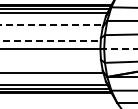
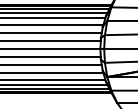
line: none -> present (53, 18)
line: dashed -> solid (52, 25)
line: none -> present (51, 32)
line: dashed -> solid (50, 41)
line: dashed -> solid (120, 49)
line: none -> present (51, 56)
line: none -> present (51, 65)
line: none -> present (53, 79)
